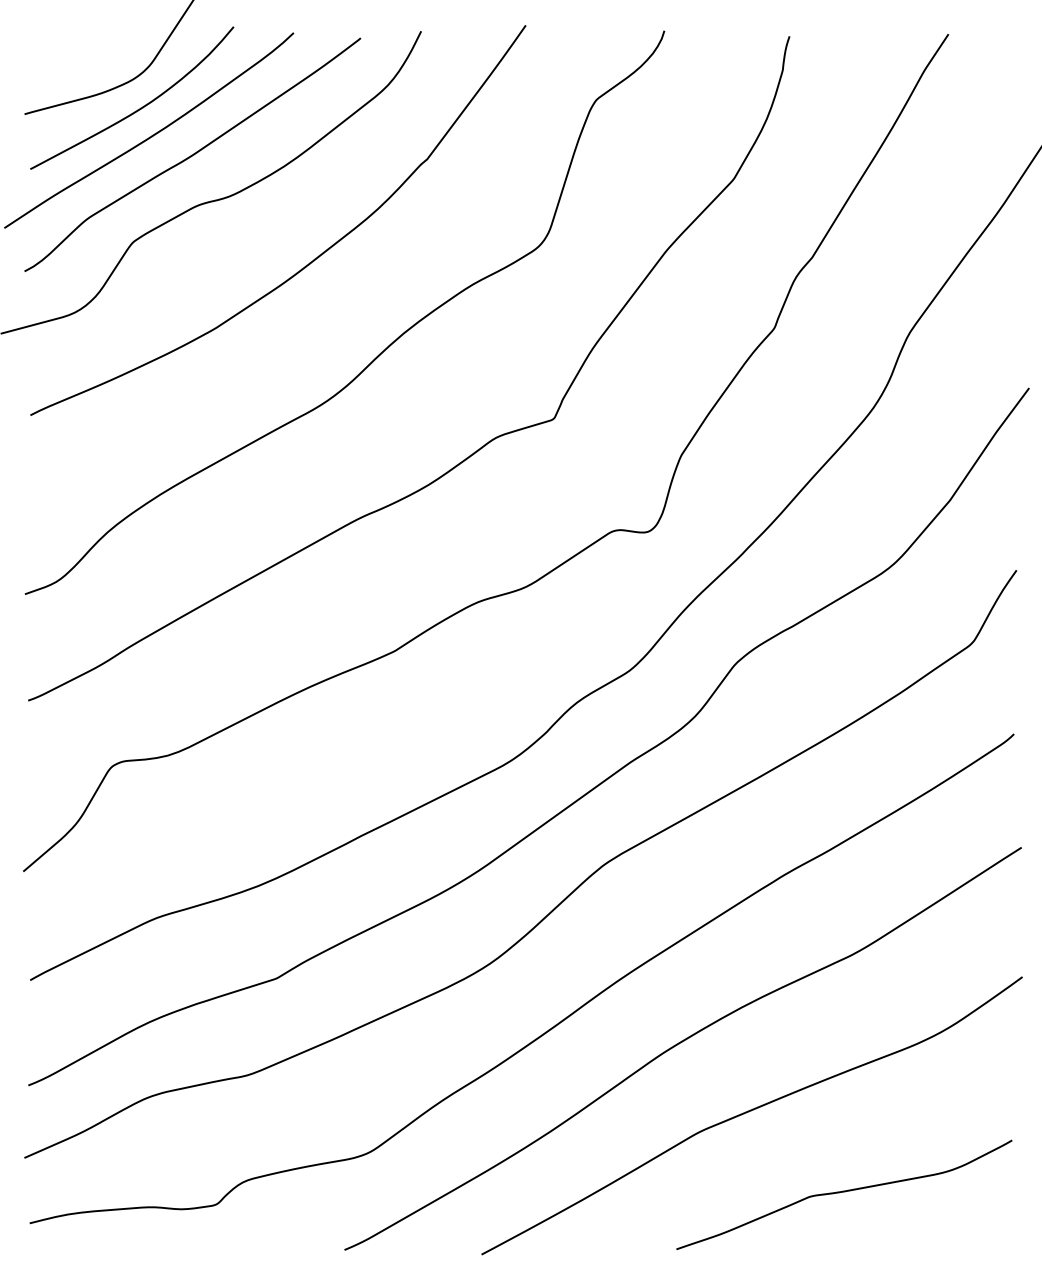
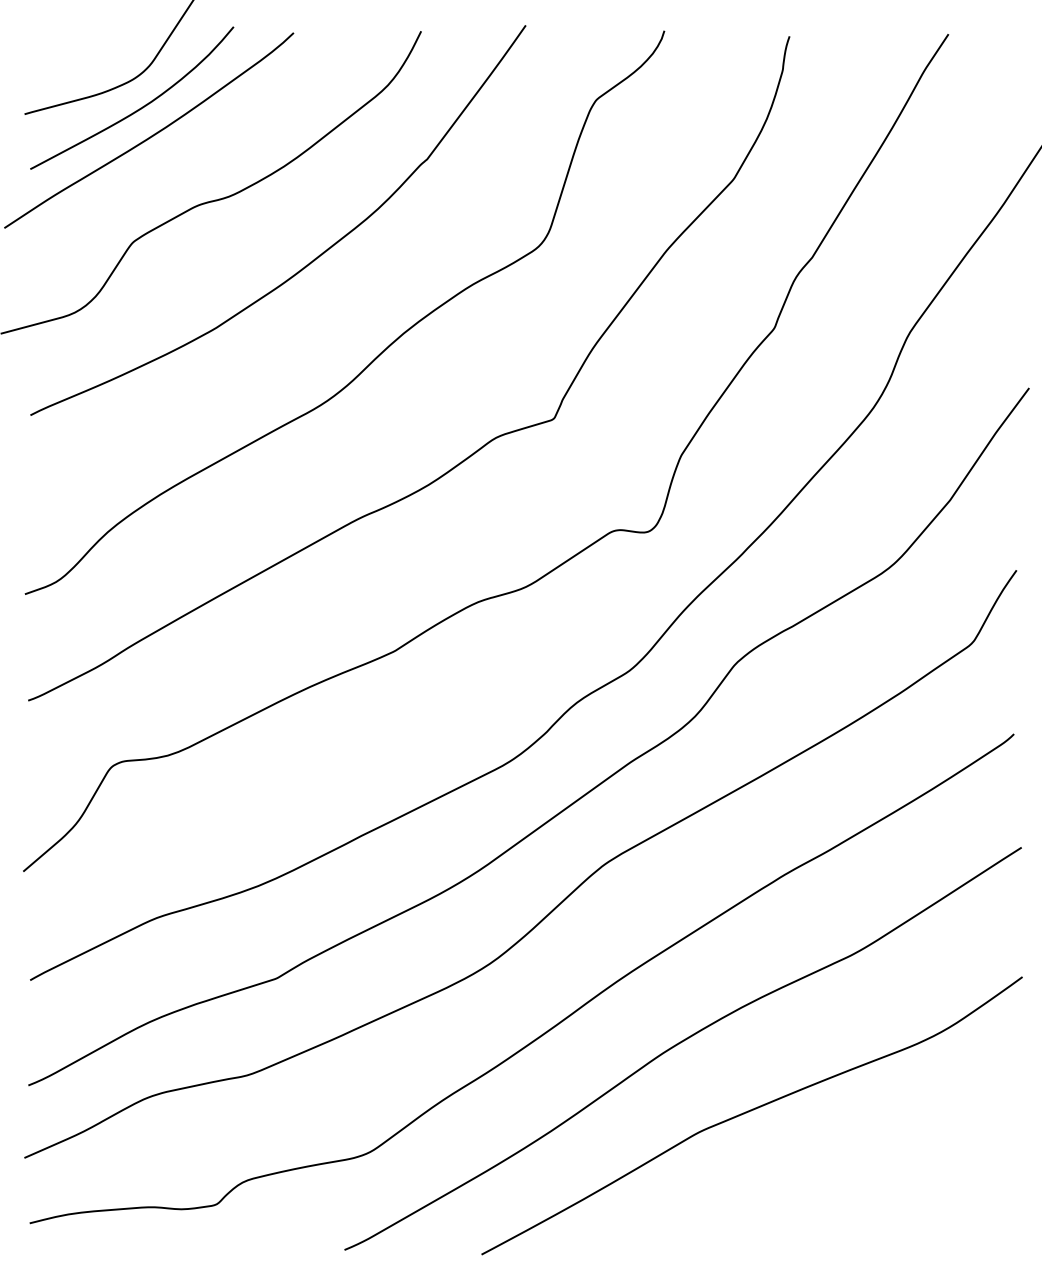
curve: present -> none (192, 154)
curve: present -> none (844, 1192)
